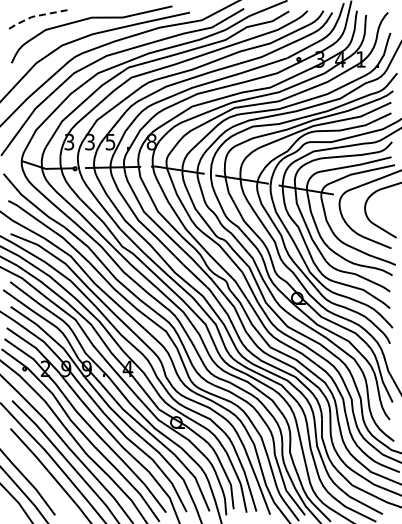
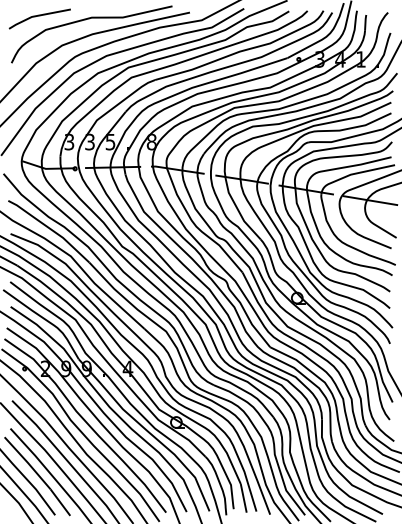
line: dashed -> solid (37, 15)
line: none -> present (370, 200)
part: none -> present (37, 476)
